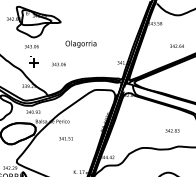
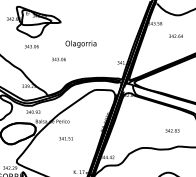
text position: (176, 45) -> (175, 35) (175, 35)
part: present -> none (33, 61)
text position: (58, 64) -> (58, 59) (58, 59)
